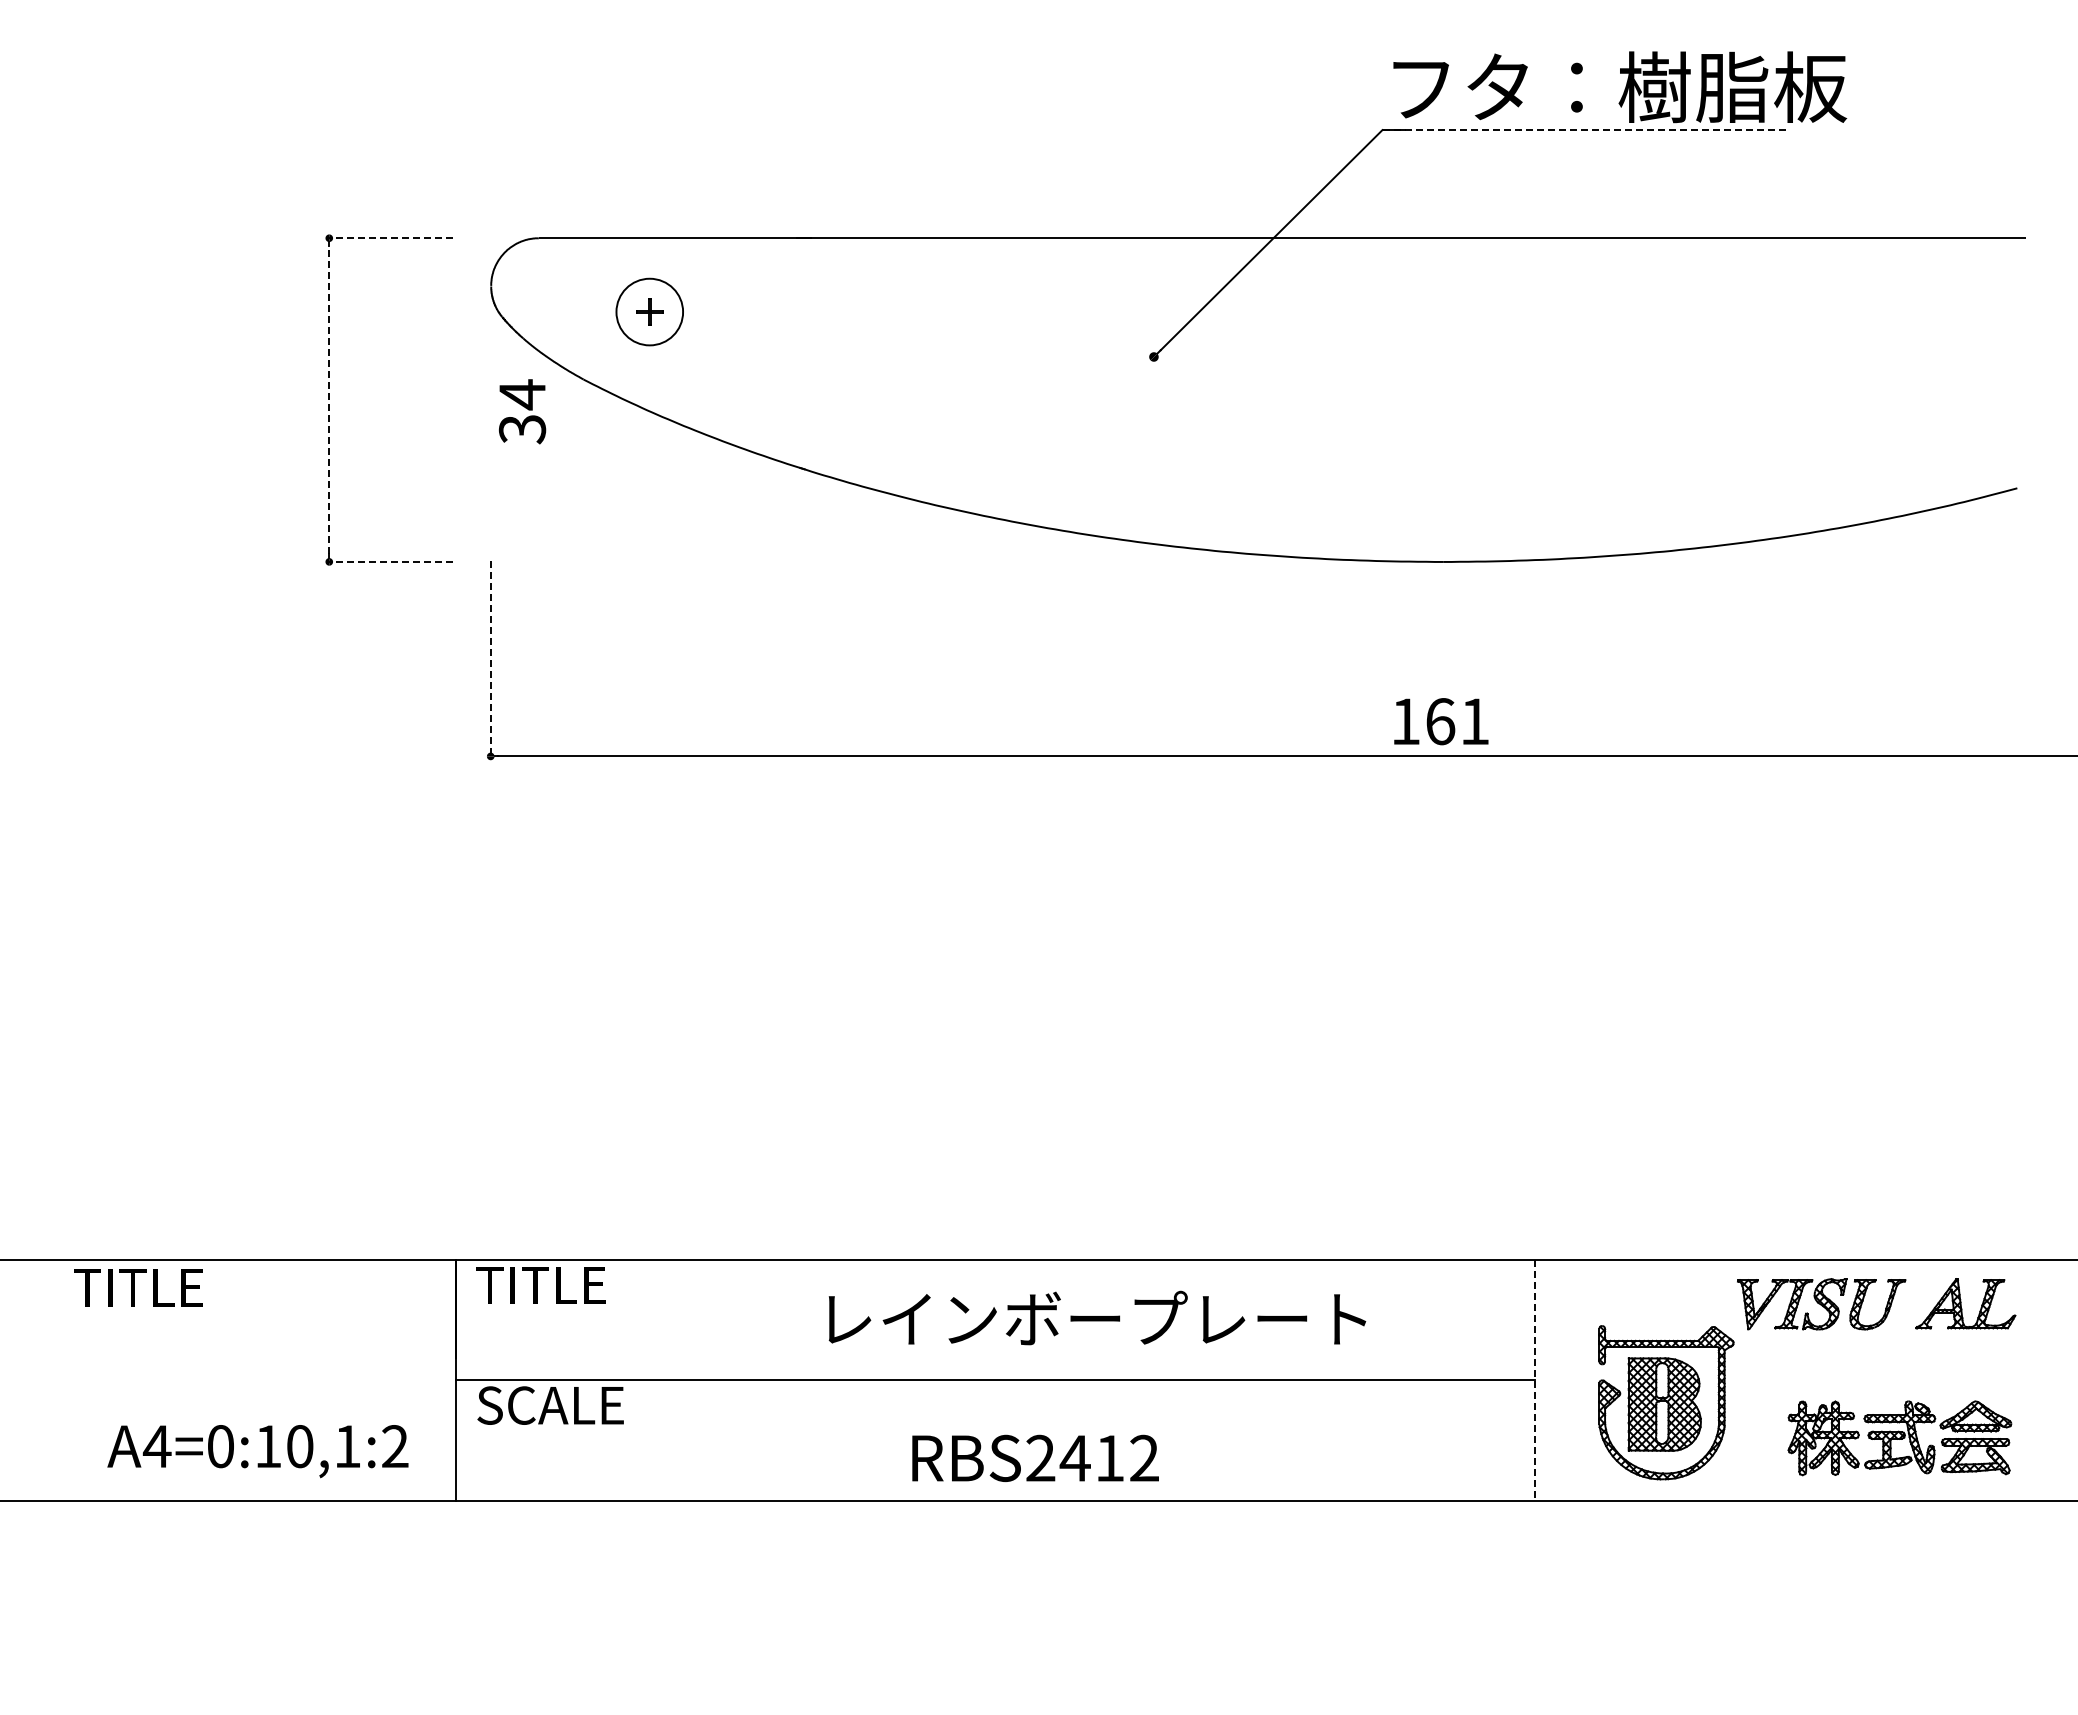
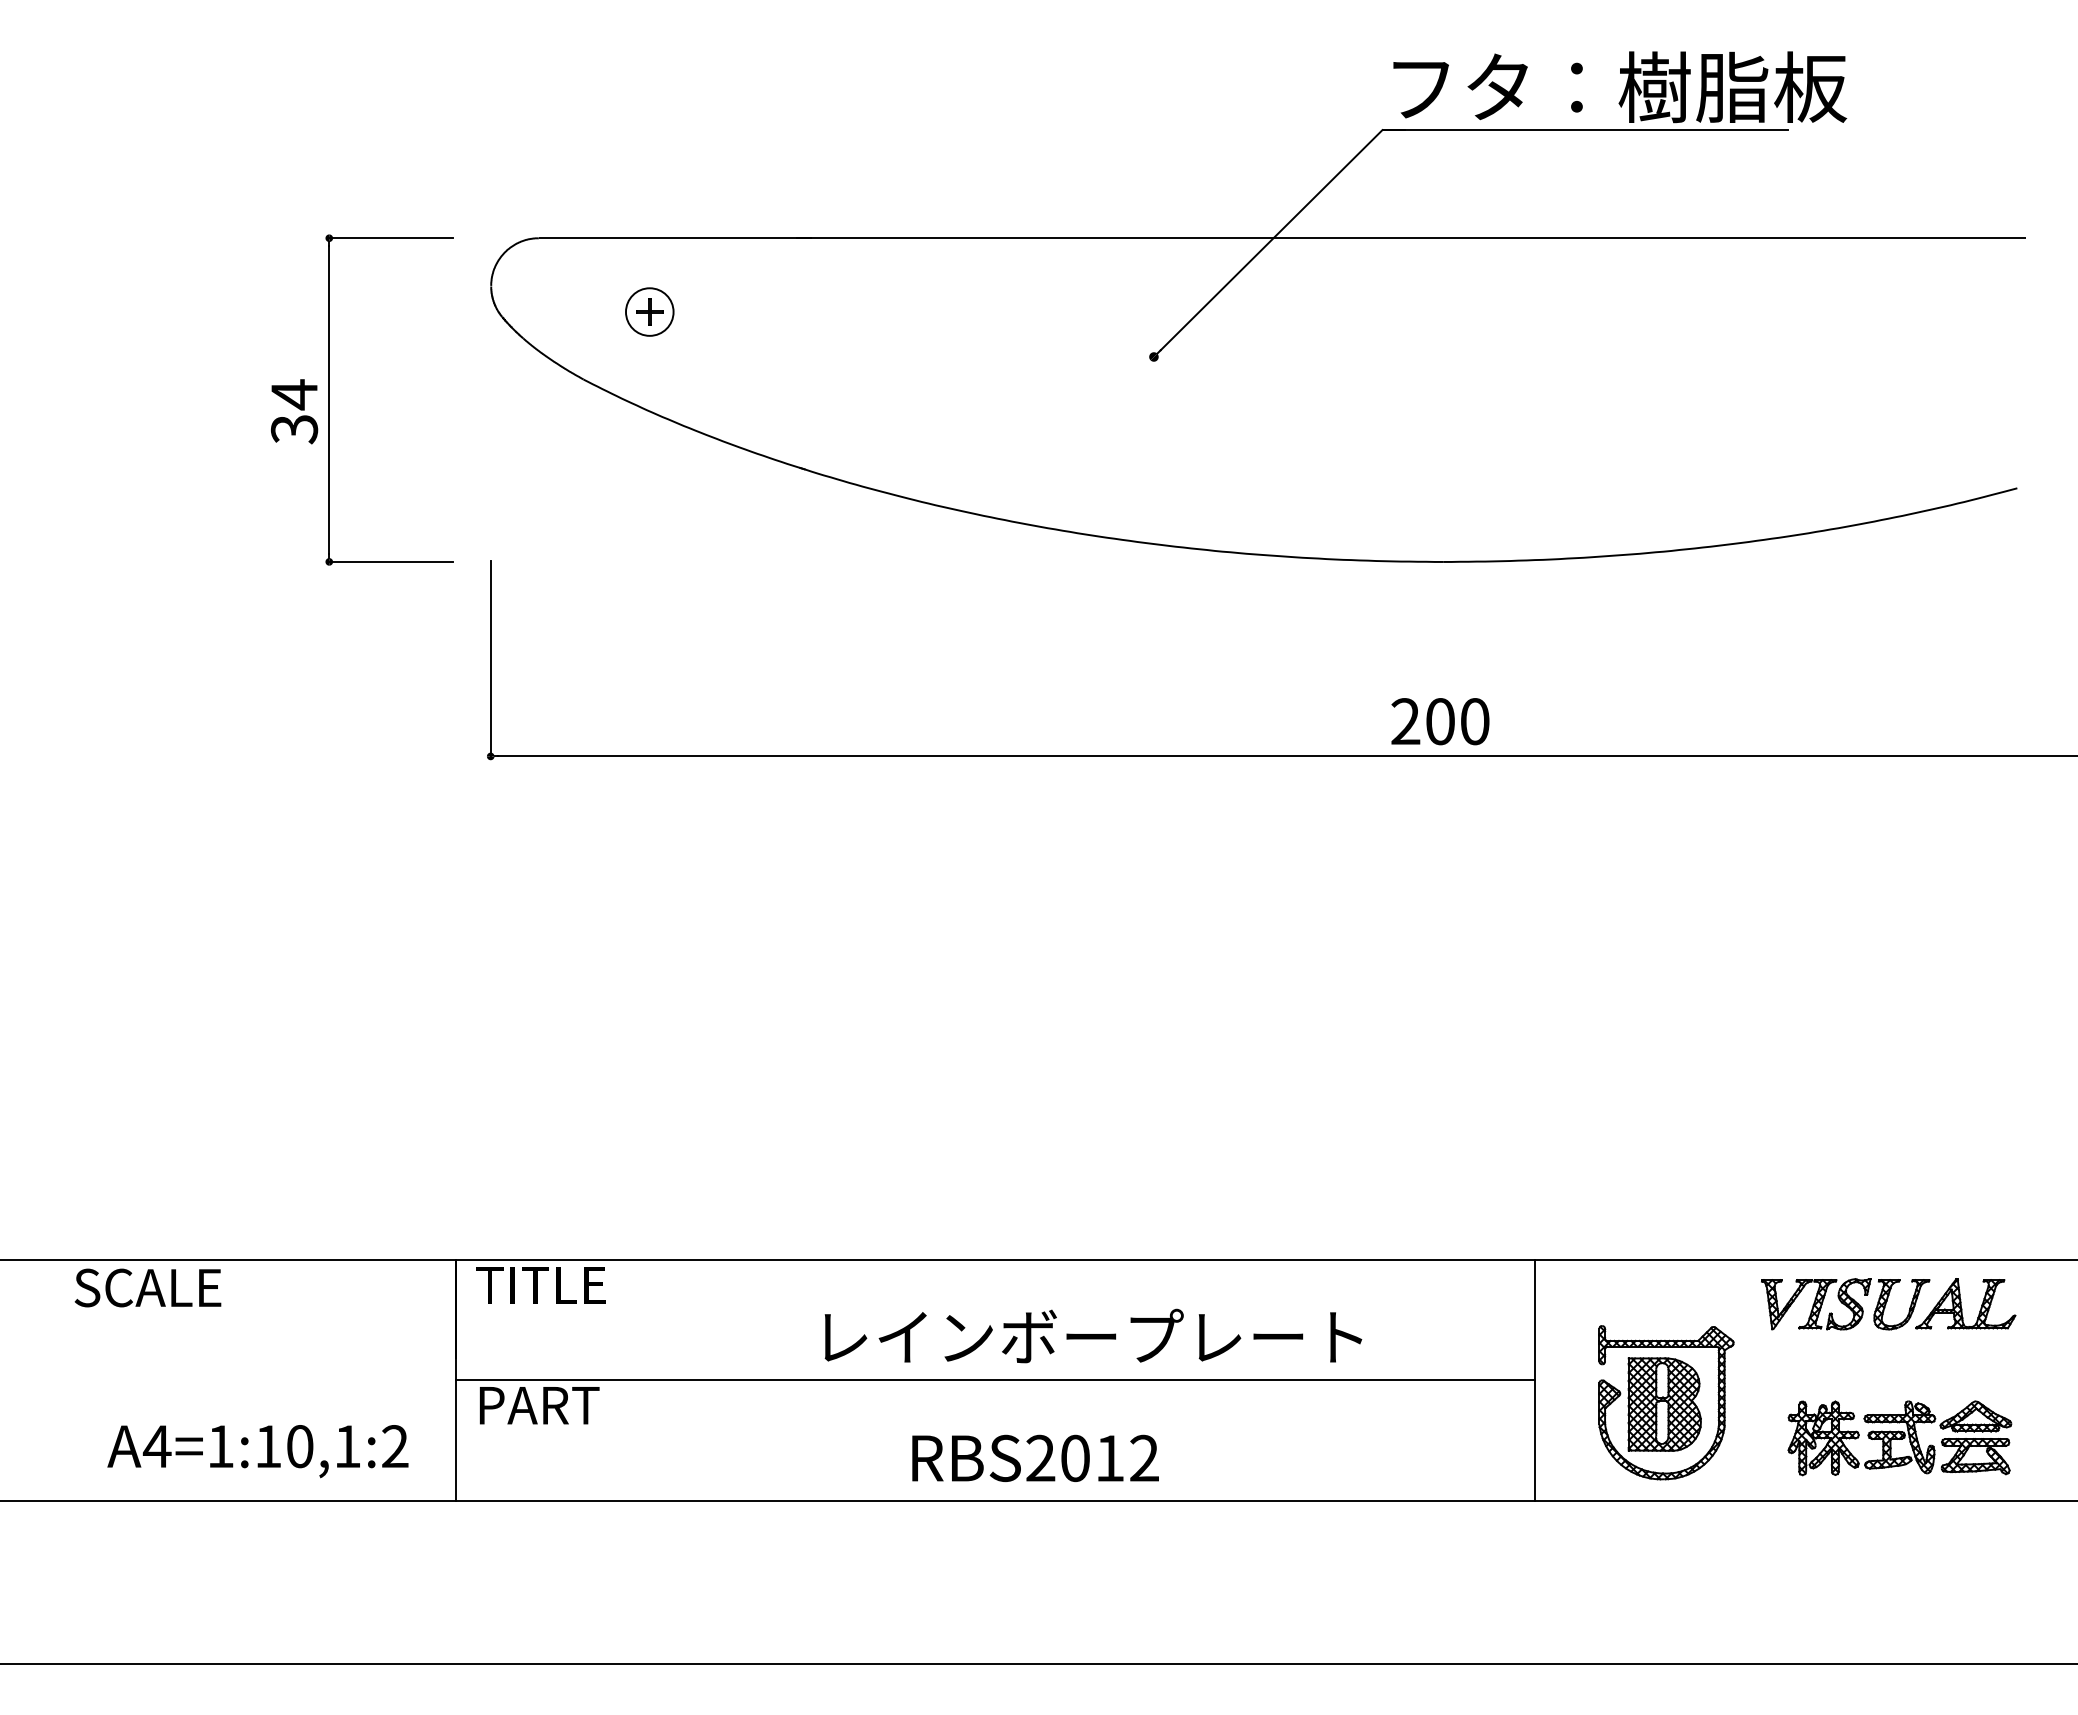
line: dashed -> solid (1585, 130)
line: dashed -> solid (391, 238)
circle diameter: 67 px -> 48 px (649, 311)
line: dashed -> solid (329, 399)
text position: (522, 411) -> (294, 411) (294, 411)
line: dashed -> solid (391, 561)
line: dashed -> solid (490, 658)
text: 161 -> 200 (1440, 721)
text: TITLE -> SCALE (147, 1287)
part position: (1821, 1304) -> (1845, 1304) (1845, 1304)
text position: (1097, 1317) -> (1093, 1335) (1093, 1335)
line: dashed -> solid (1534, 1380)
text: SCALE -> PART (550, 1405)
text: A4=0:10,1:2 -> A4=1:10,1:2 (220, 1446)
text: RBS2412 -> RBS2012 (1074, 1458)
line: none -> present (1038, 1663)
